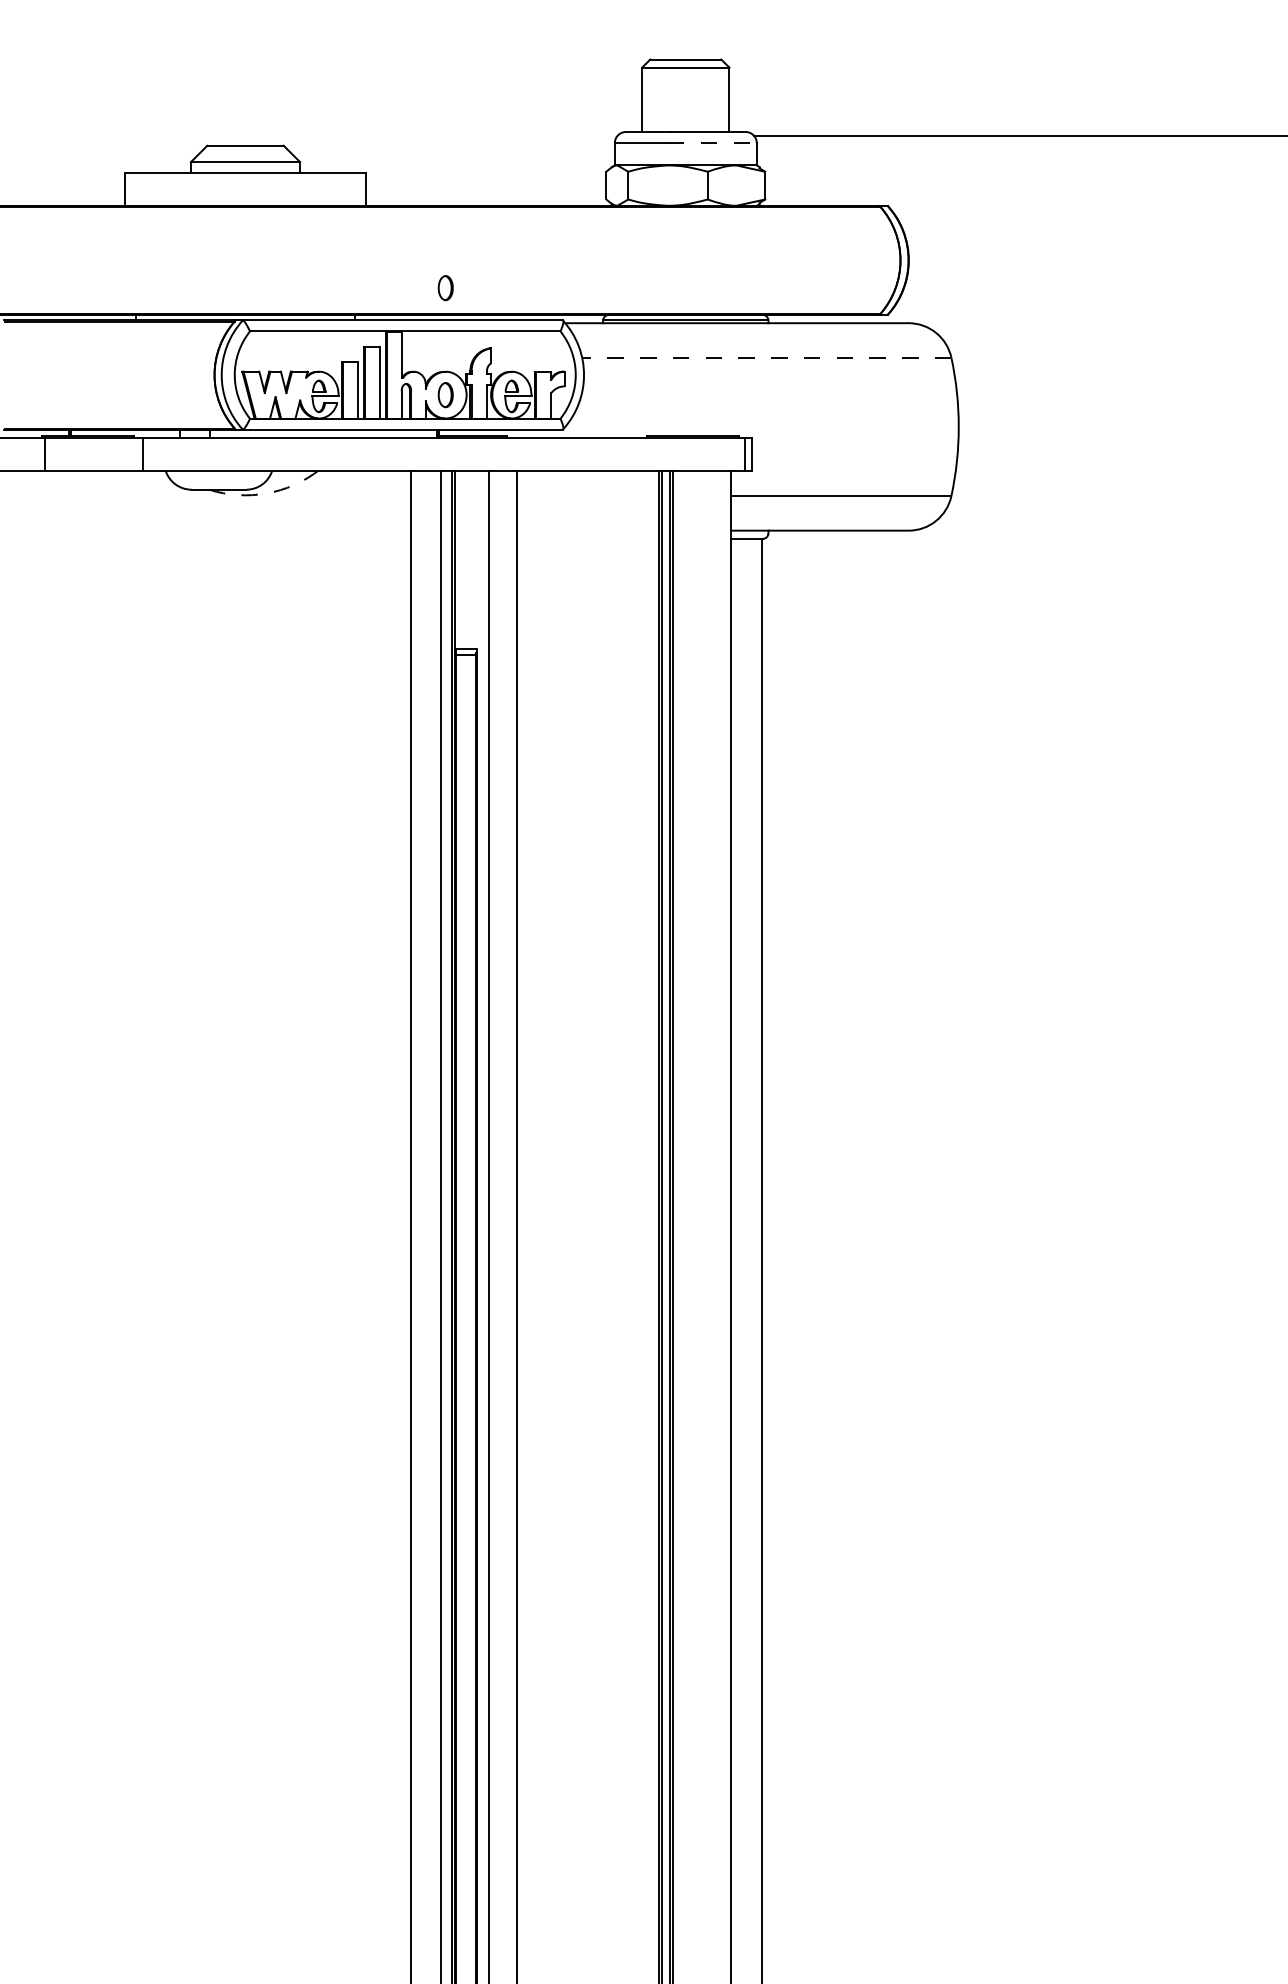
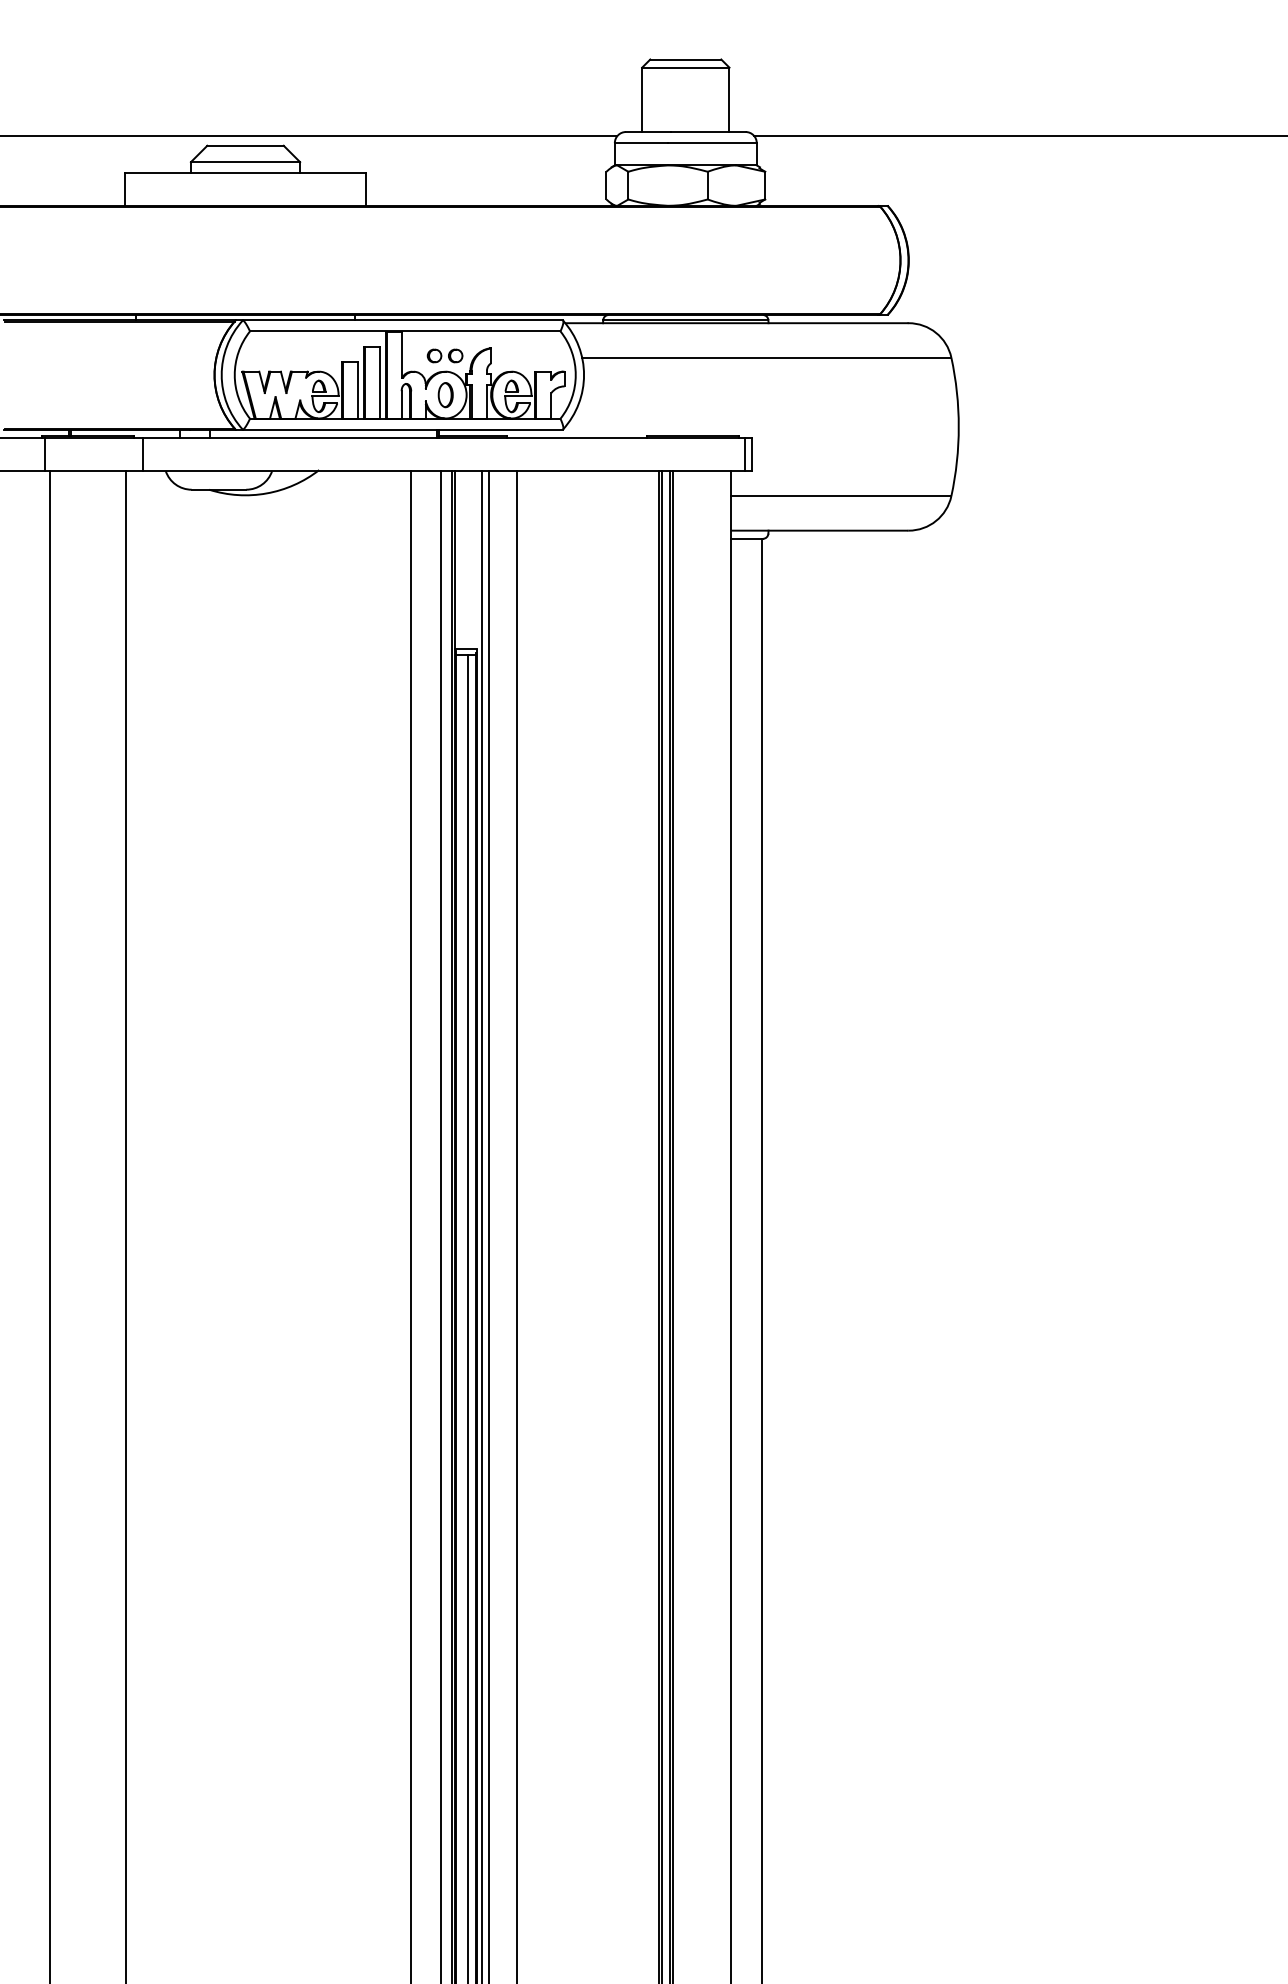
line: none -> present (309, 135)
line: dashed -> solid (712, 143)
part: present -> none (445, 288)
part: none -> present (444, 355)
line: dashed -> solid (766, 357)
arc: dashed -> solid (266, 493)
line: none -> present (49, 1225)
line: none -> present (126, 1225)
line: none -> present (482, 1225)
line: none -> present (467, 1317)
